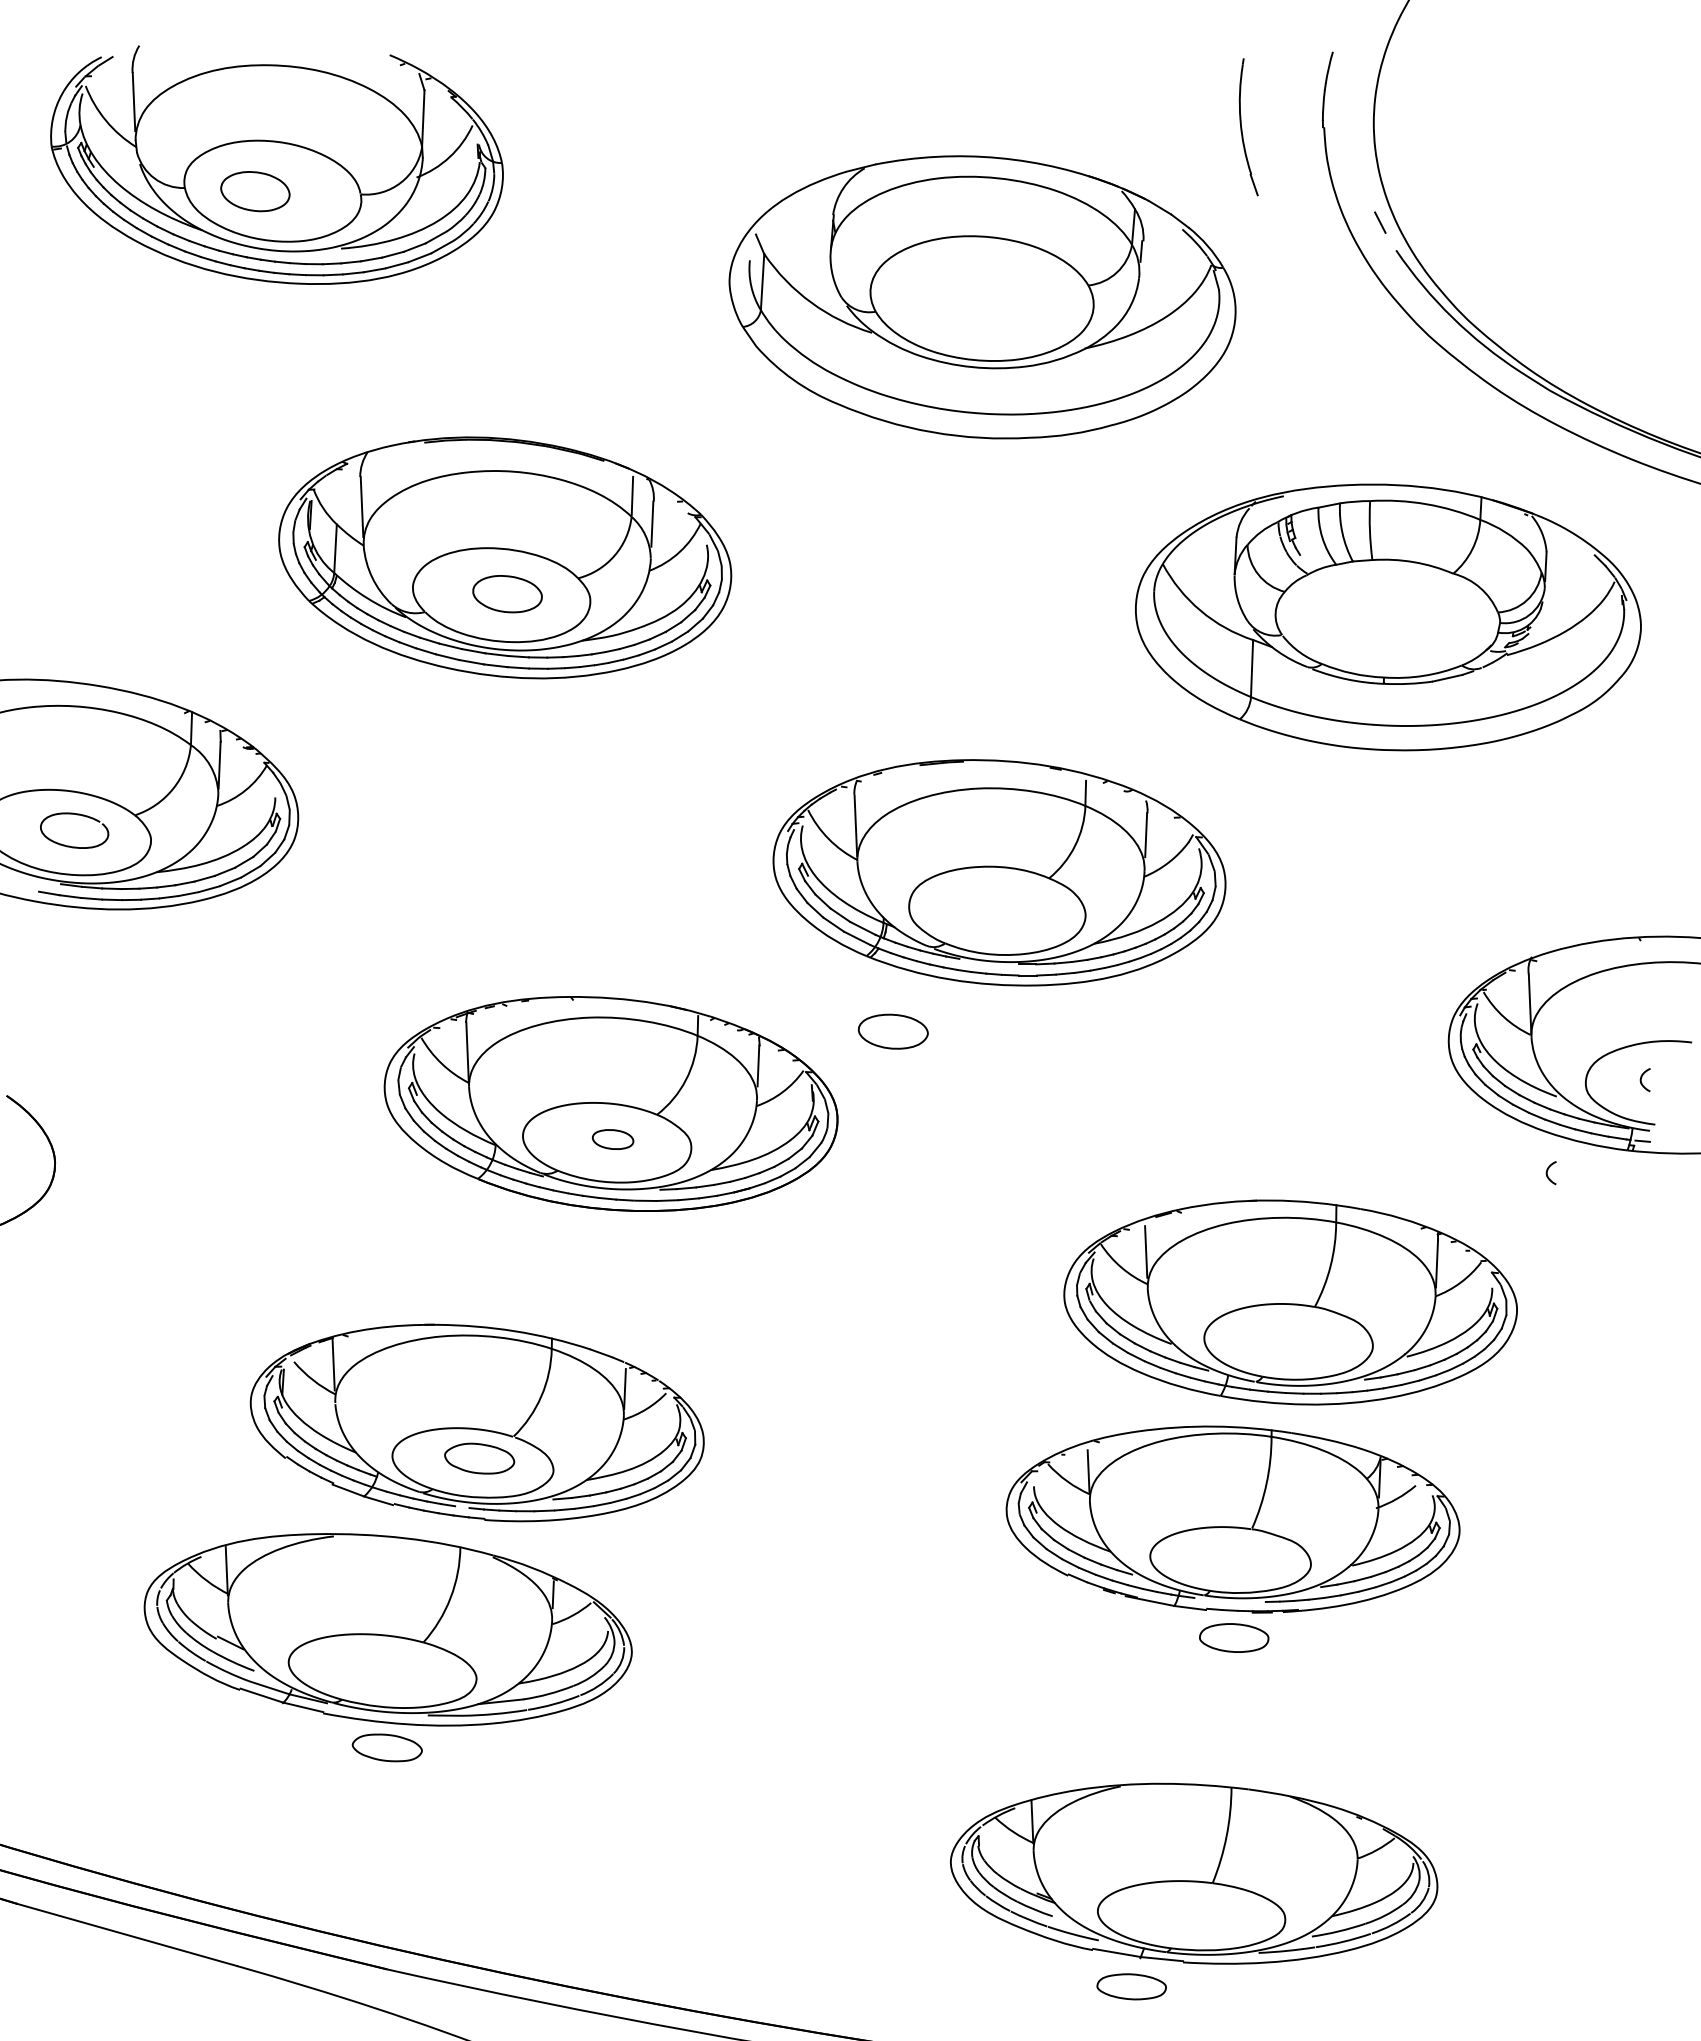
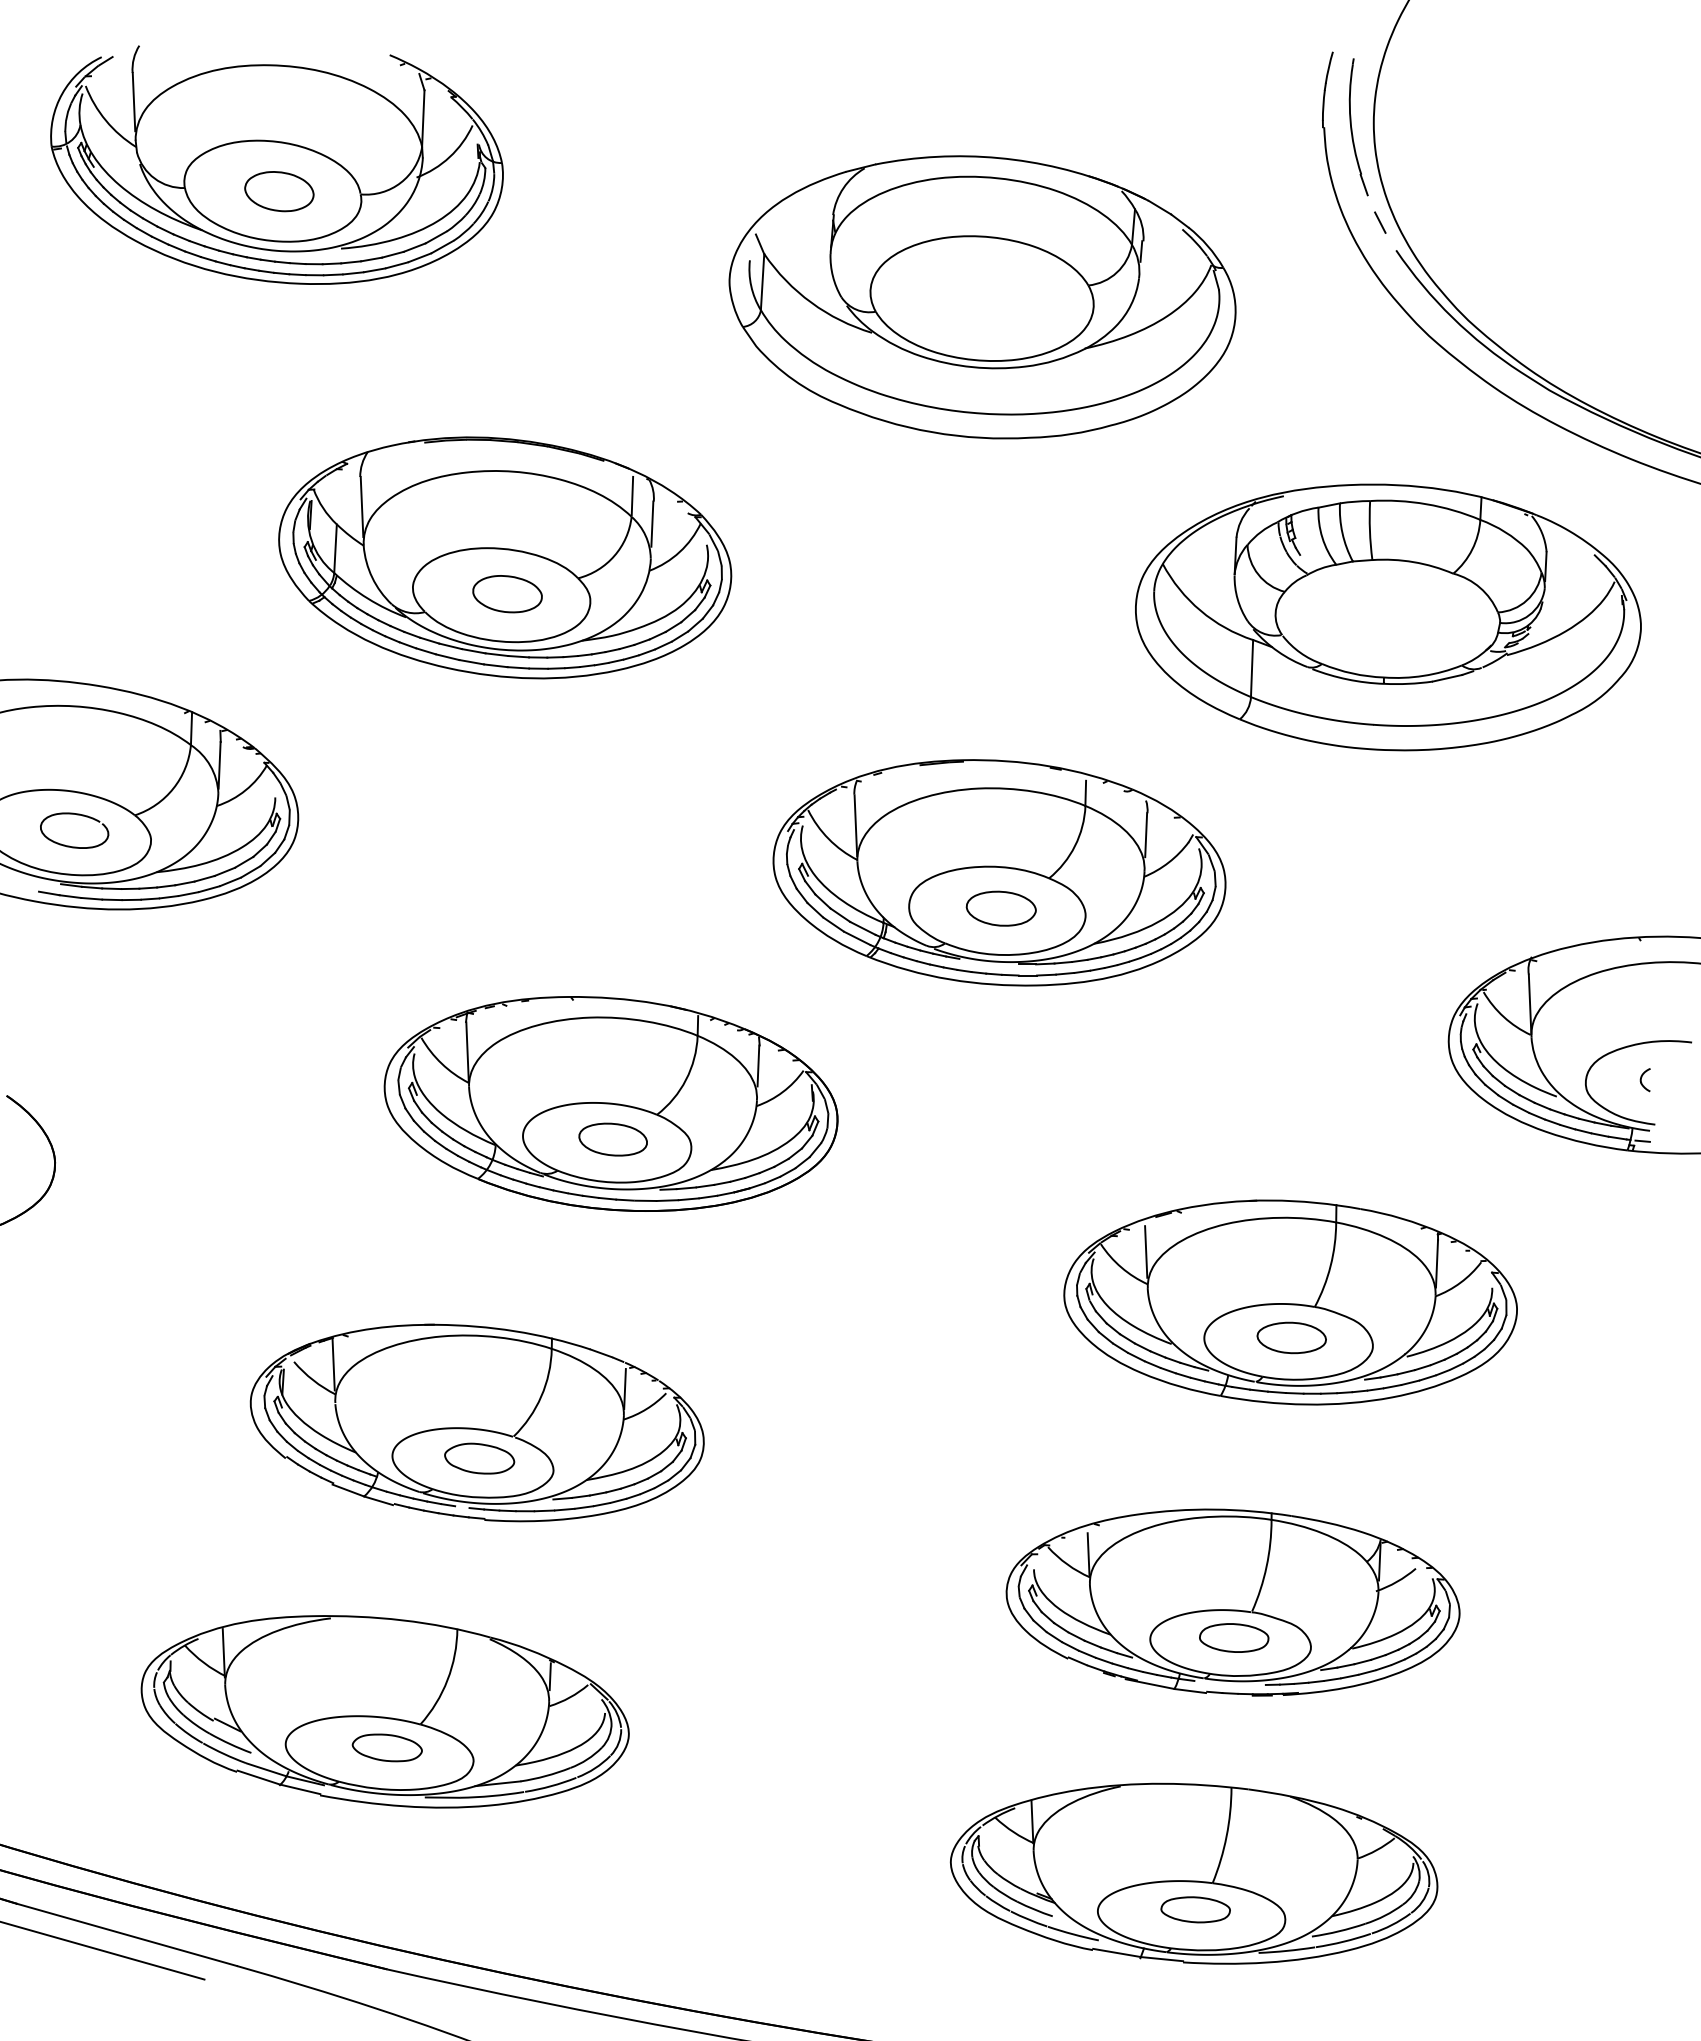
part position: (1248, 127) -> (1358, 127) (1358, 127)
part position: (255, 191) -> (279, 191) (279, 191)
part position: (892, 1031) -> (1000, 908) (1000, 908)
part size: 44x21 px -> 70x35 px (612, 1139)
curve: present -> none (1548, 1175)
curve: none -> present (1291, 1323)
part position: (1232, 1519) -> (1232, 1602) (1232, 1602)
part position: (387, 1629) -> (384, 1711) (384, 1711)
line: none -> present (103, 1950)
part position: (1131, 1986) -> (1195, 1909) (1195, 1909)
